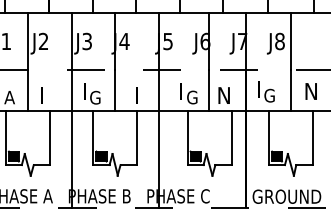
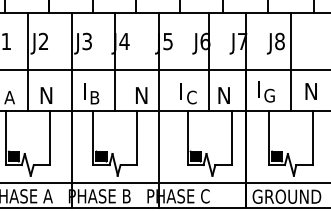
line: dashed -> solid (165, 69)
text: I -> N (46, 95)
text: I -> N (141, 95)
text: G -> B (95, 97)
text: G -> C (195, 97)
line: none -> present (164, 183)
line: dashed -> solid (165, 208)
